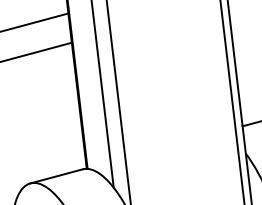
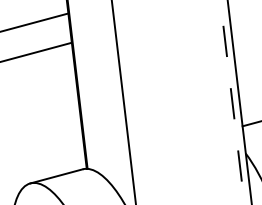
line: present -> none (102, 94)
line position: (118, 101) -> (123, 101) (123, 101)
line: solid -> dashed (232, 102)
